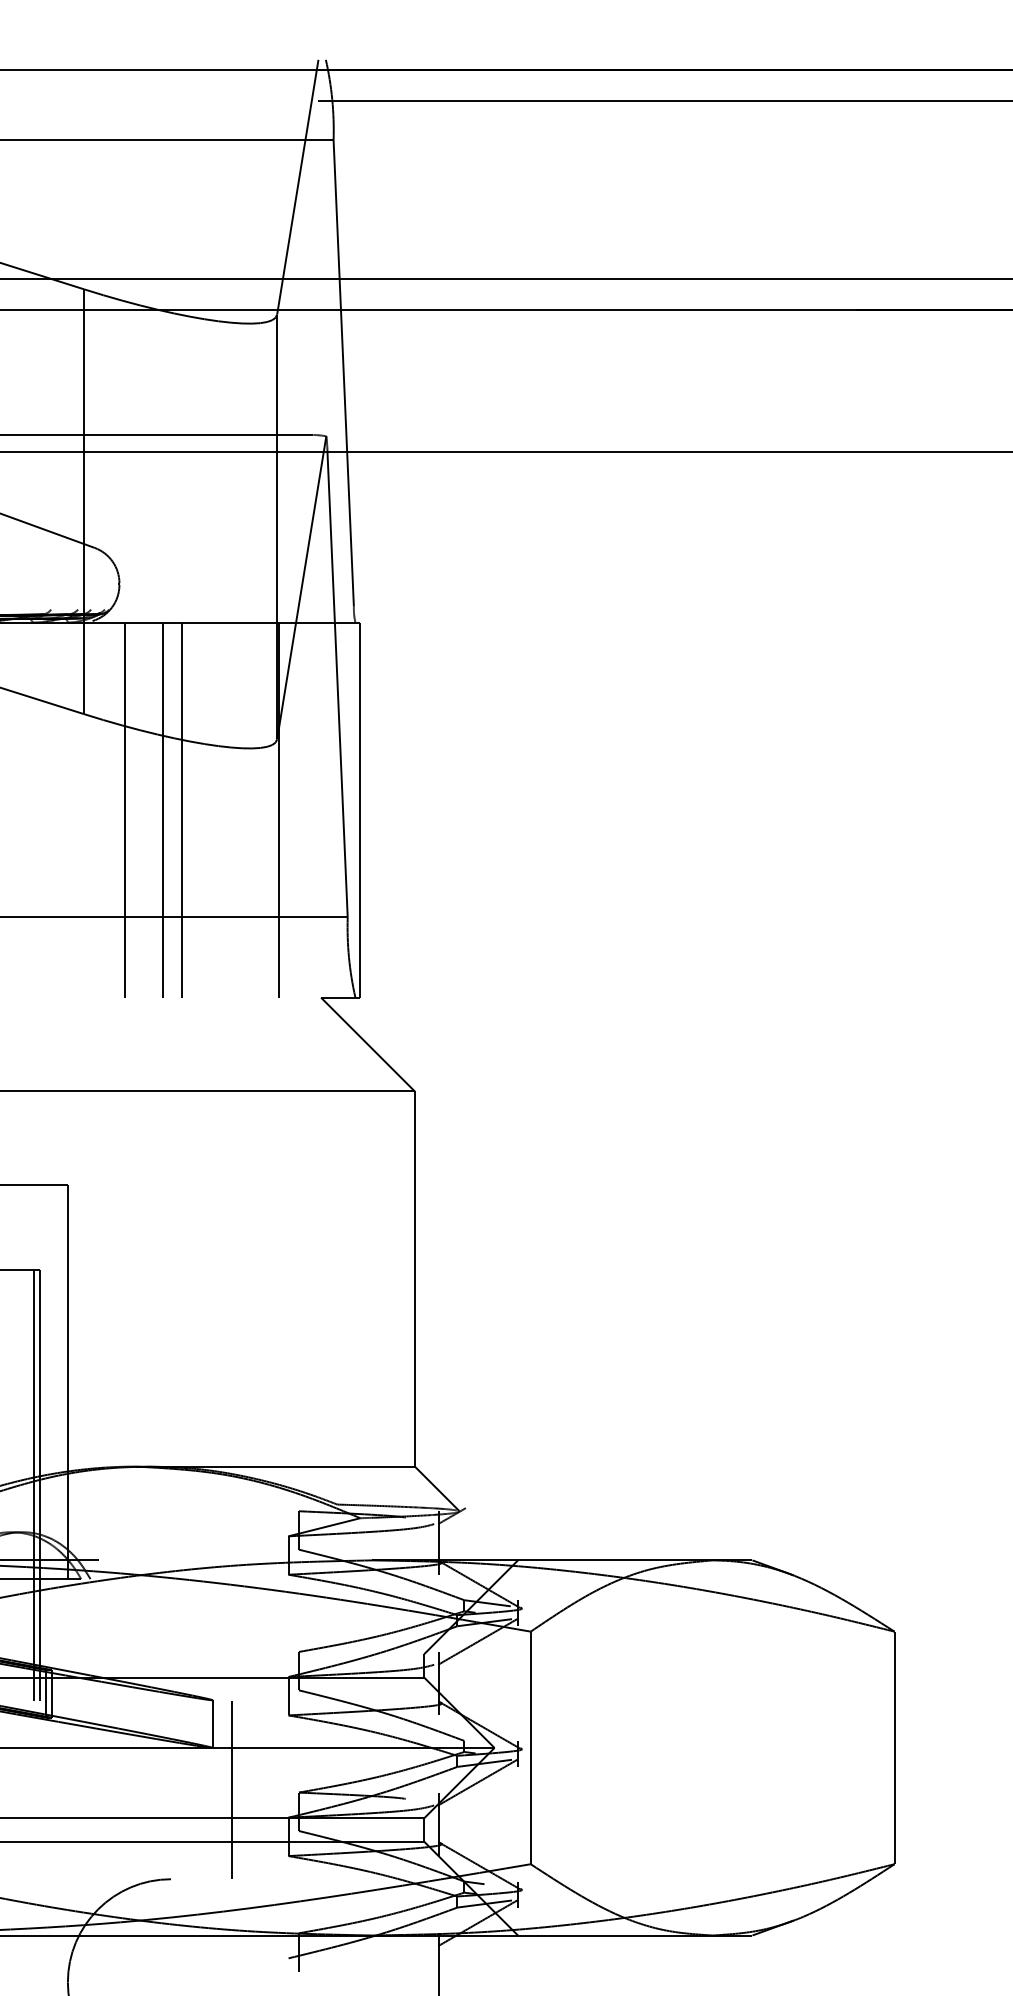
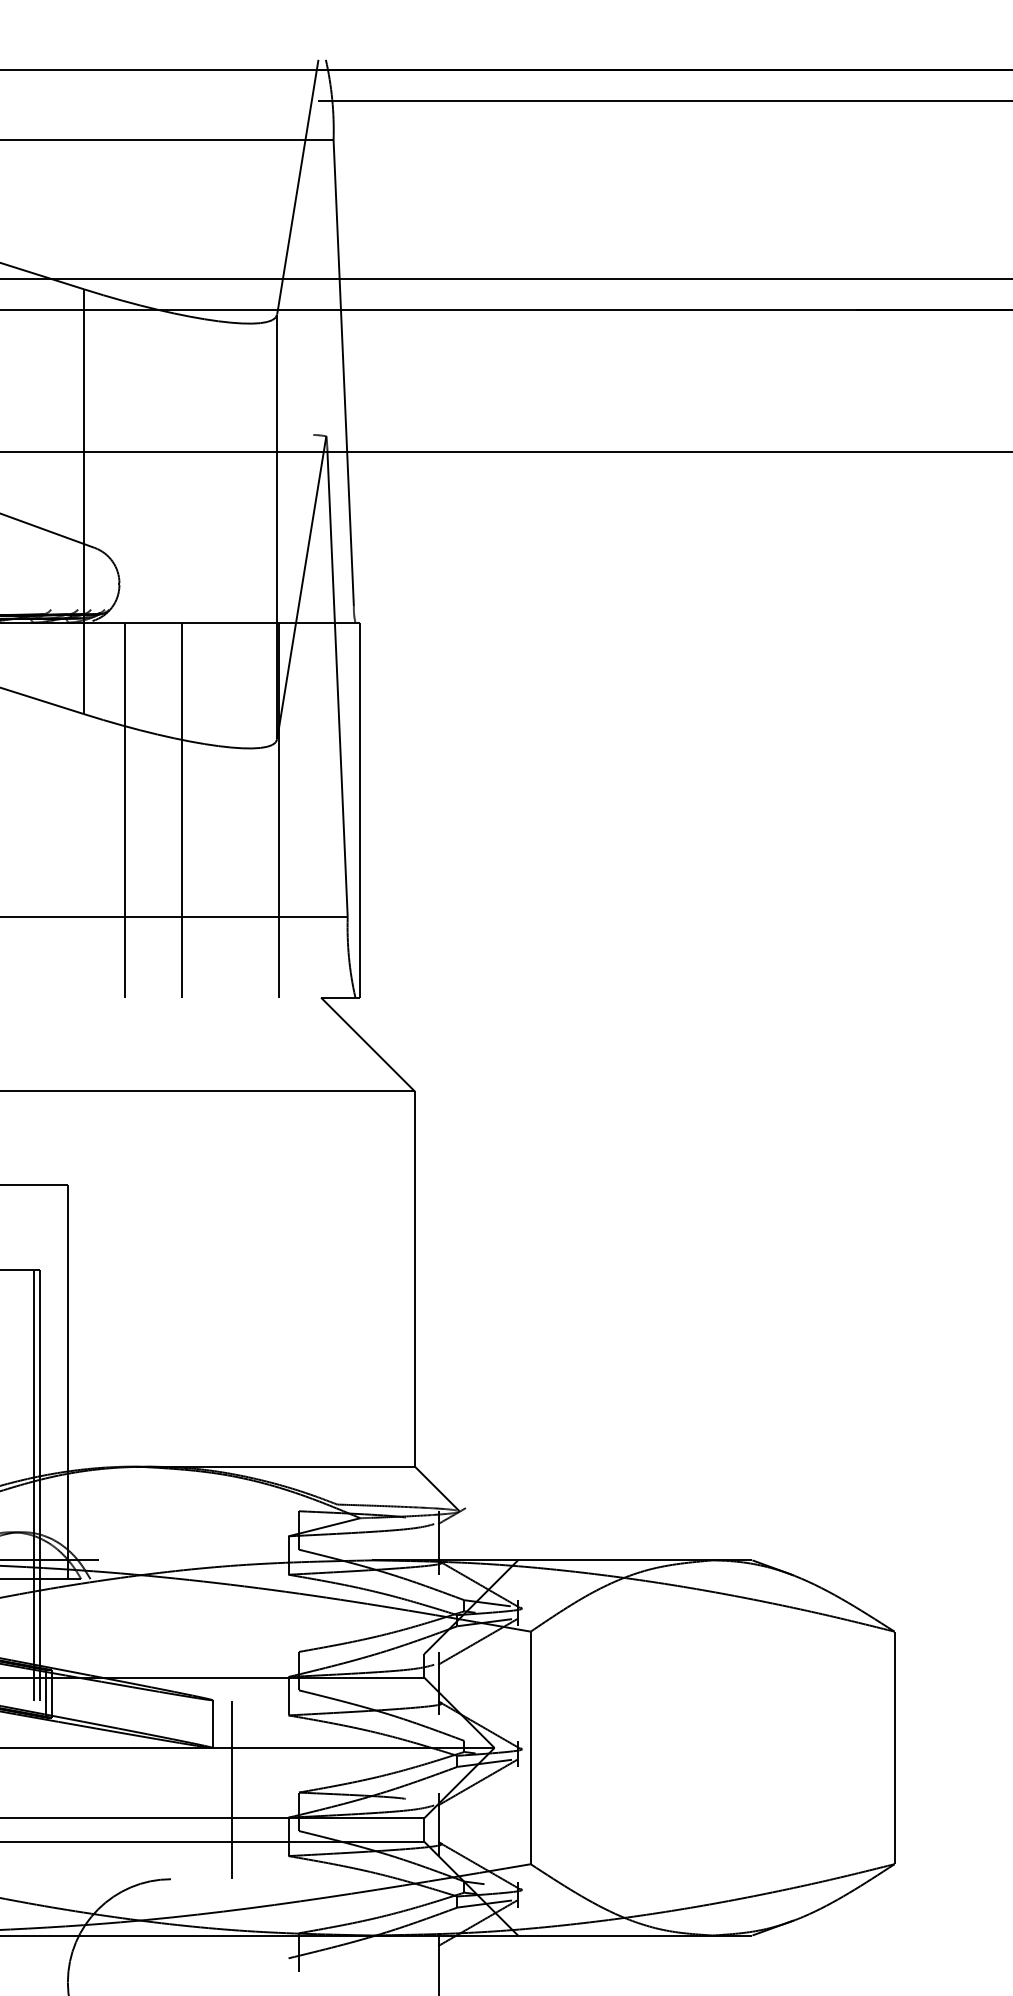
line: present -> none (157, 435)
line: present -> none (163, 809)
